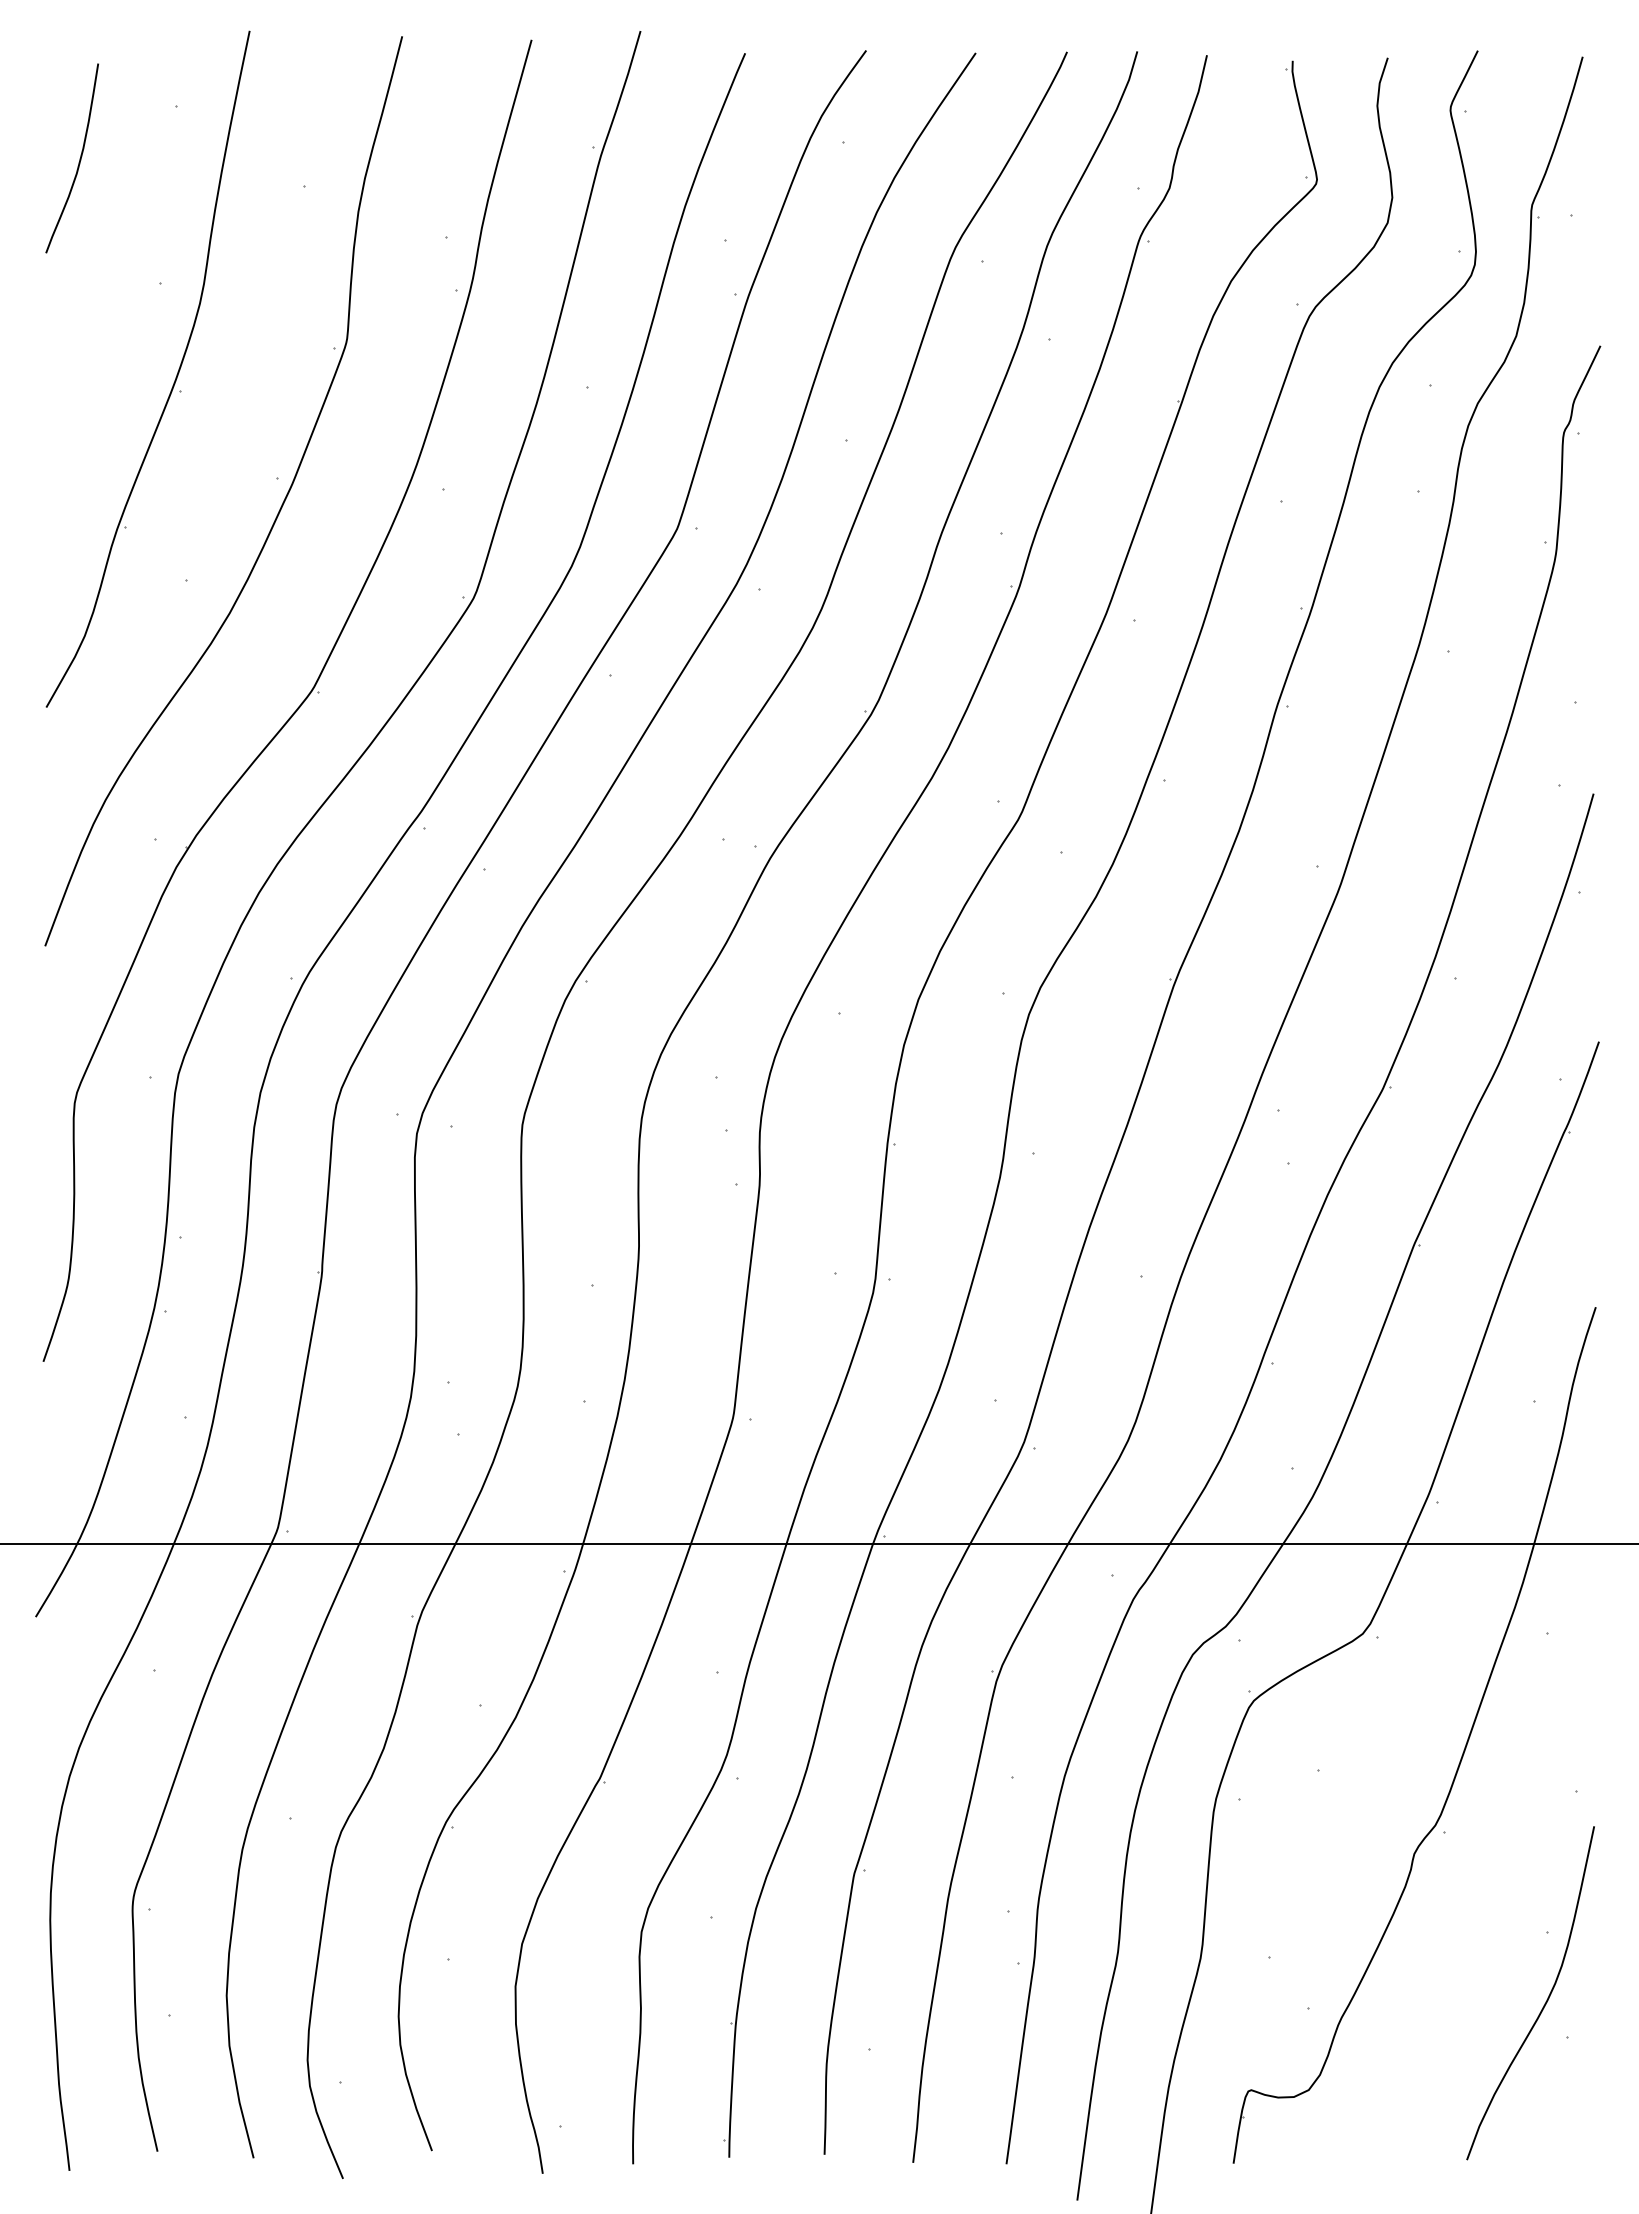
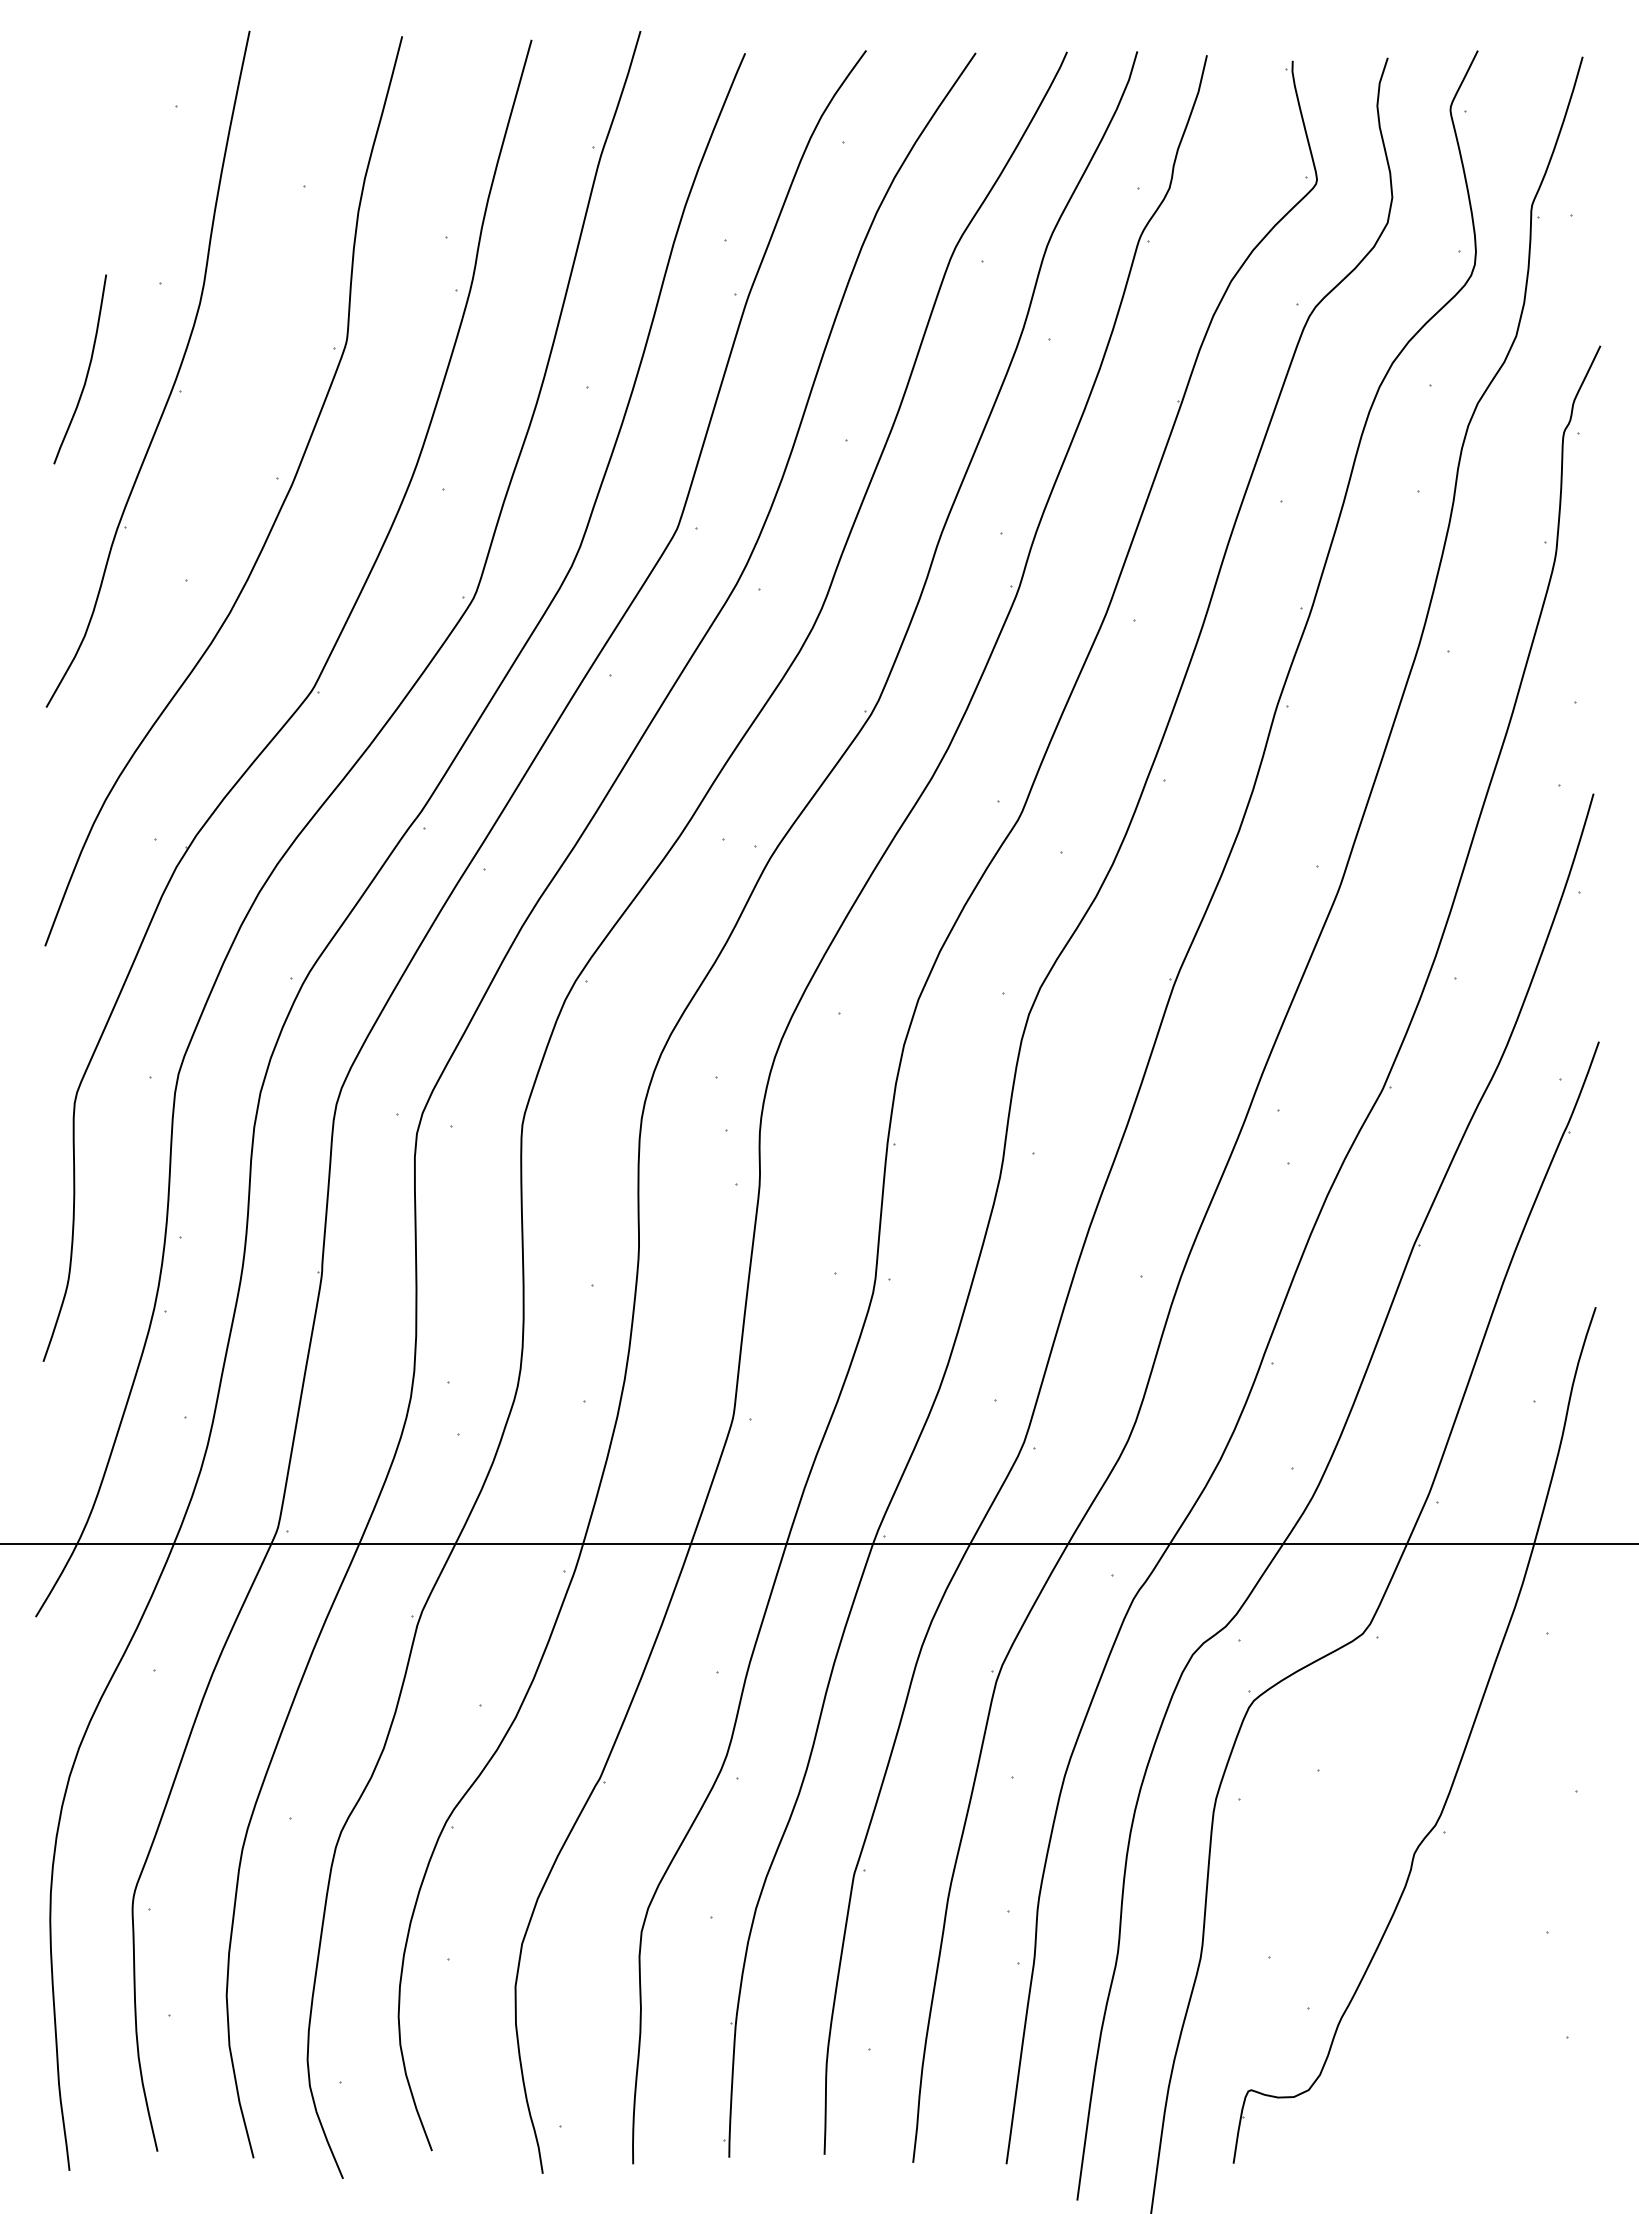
curve position: (79, 158) -> (87, 369) (87, 369)
curve: present -> none (1545, 2001)
